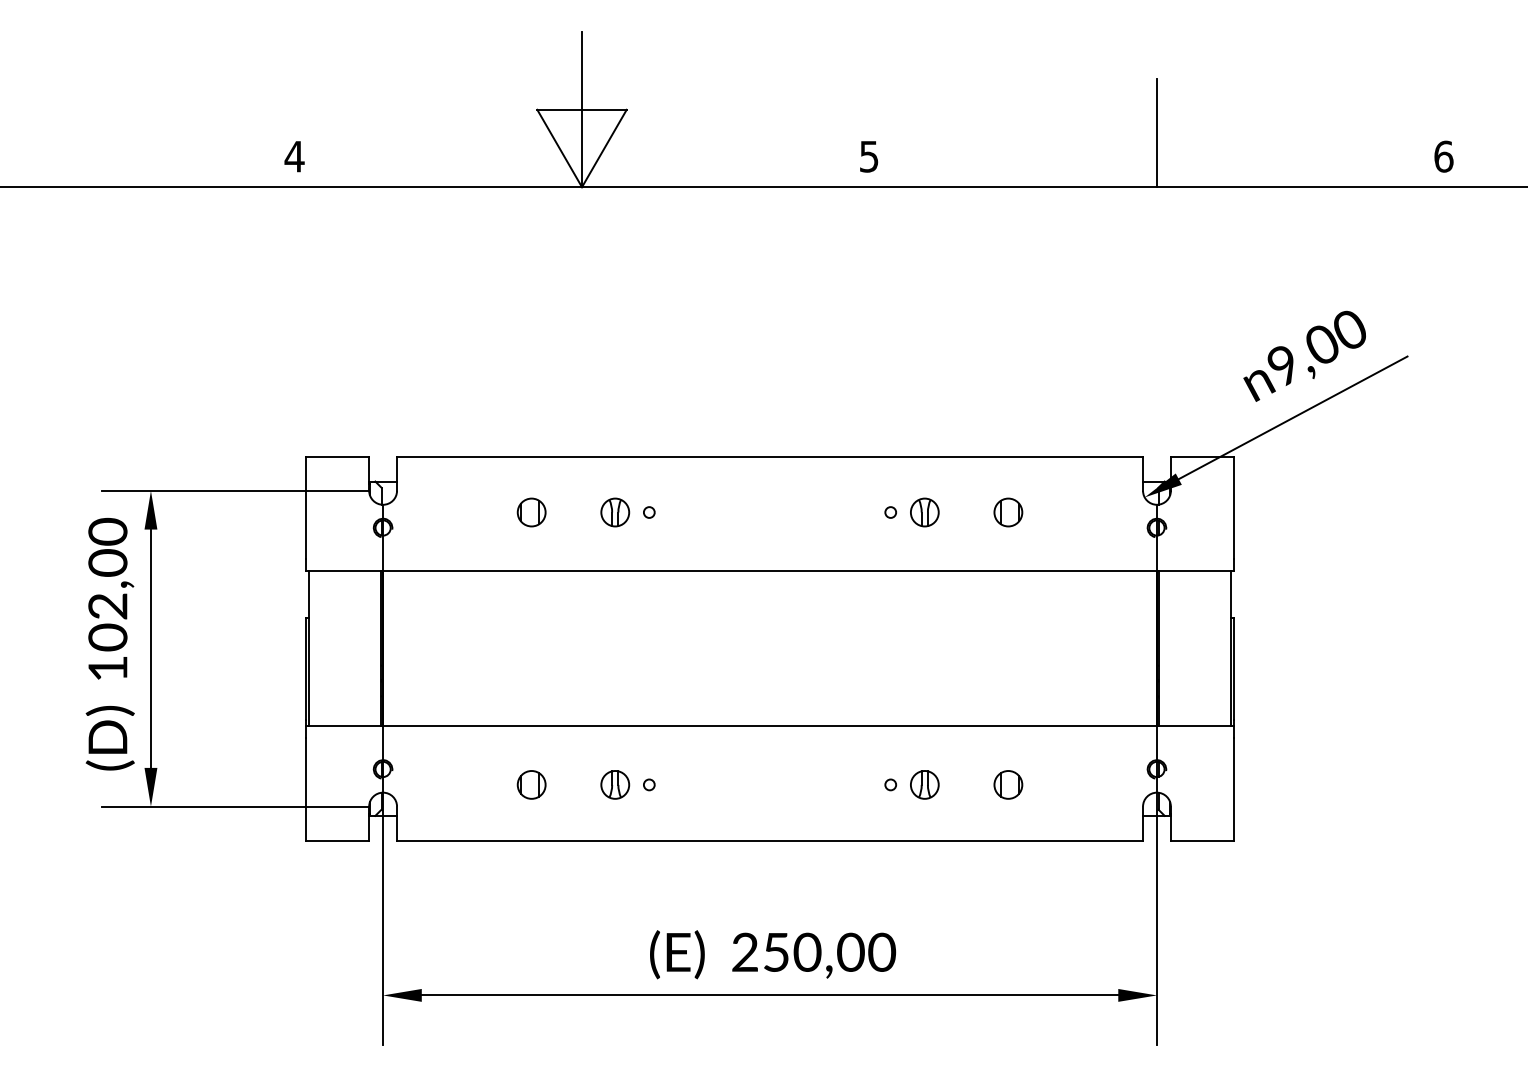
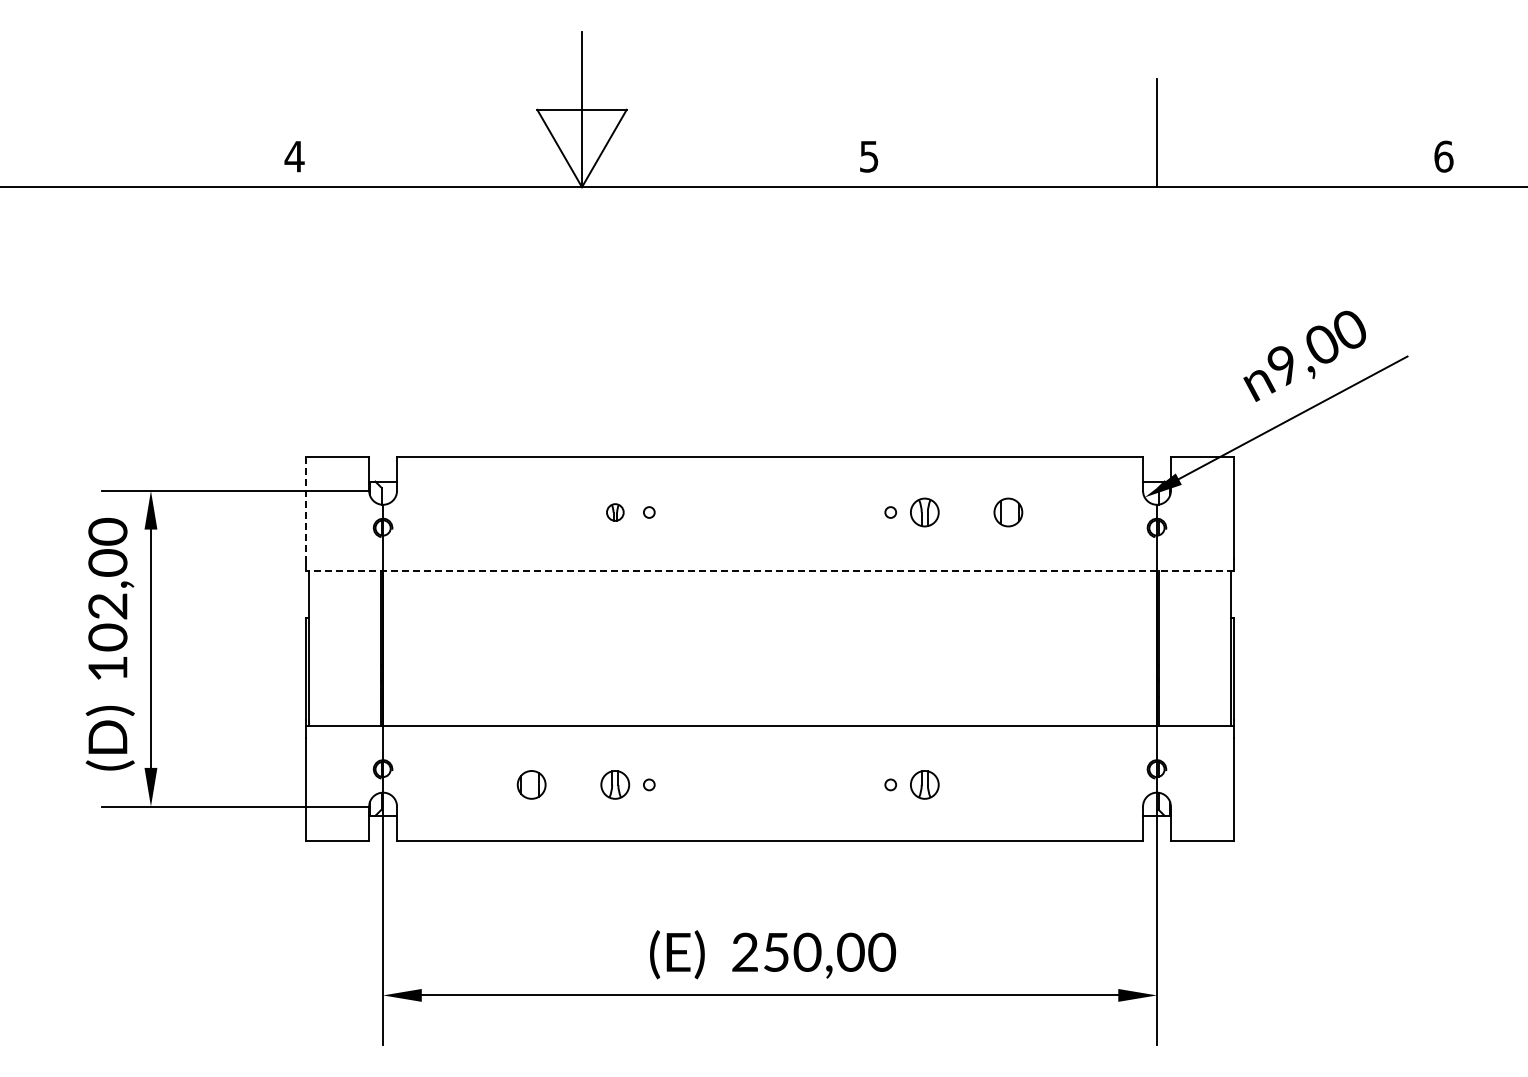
line: solid -> dashed (305, 508)
part: present -> none (531, 512)
part size: 31x31 px -> 19x19 px (615, 512)
line: solid -> dashed (769, 571)
part: present -> none (1008, 784)
